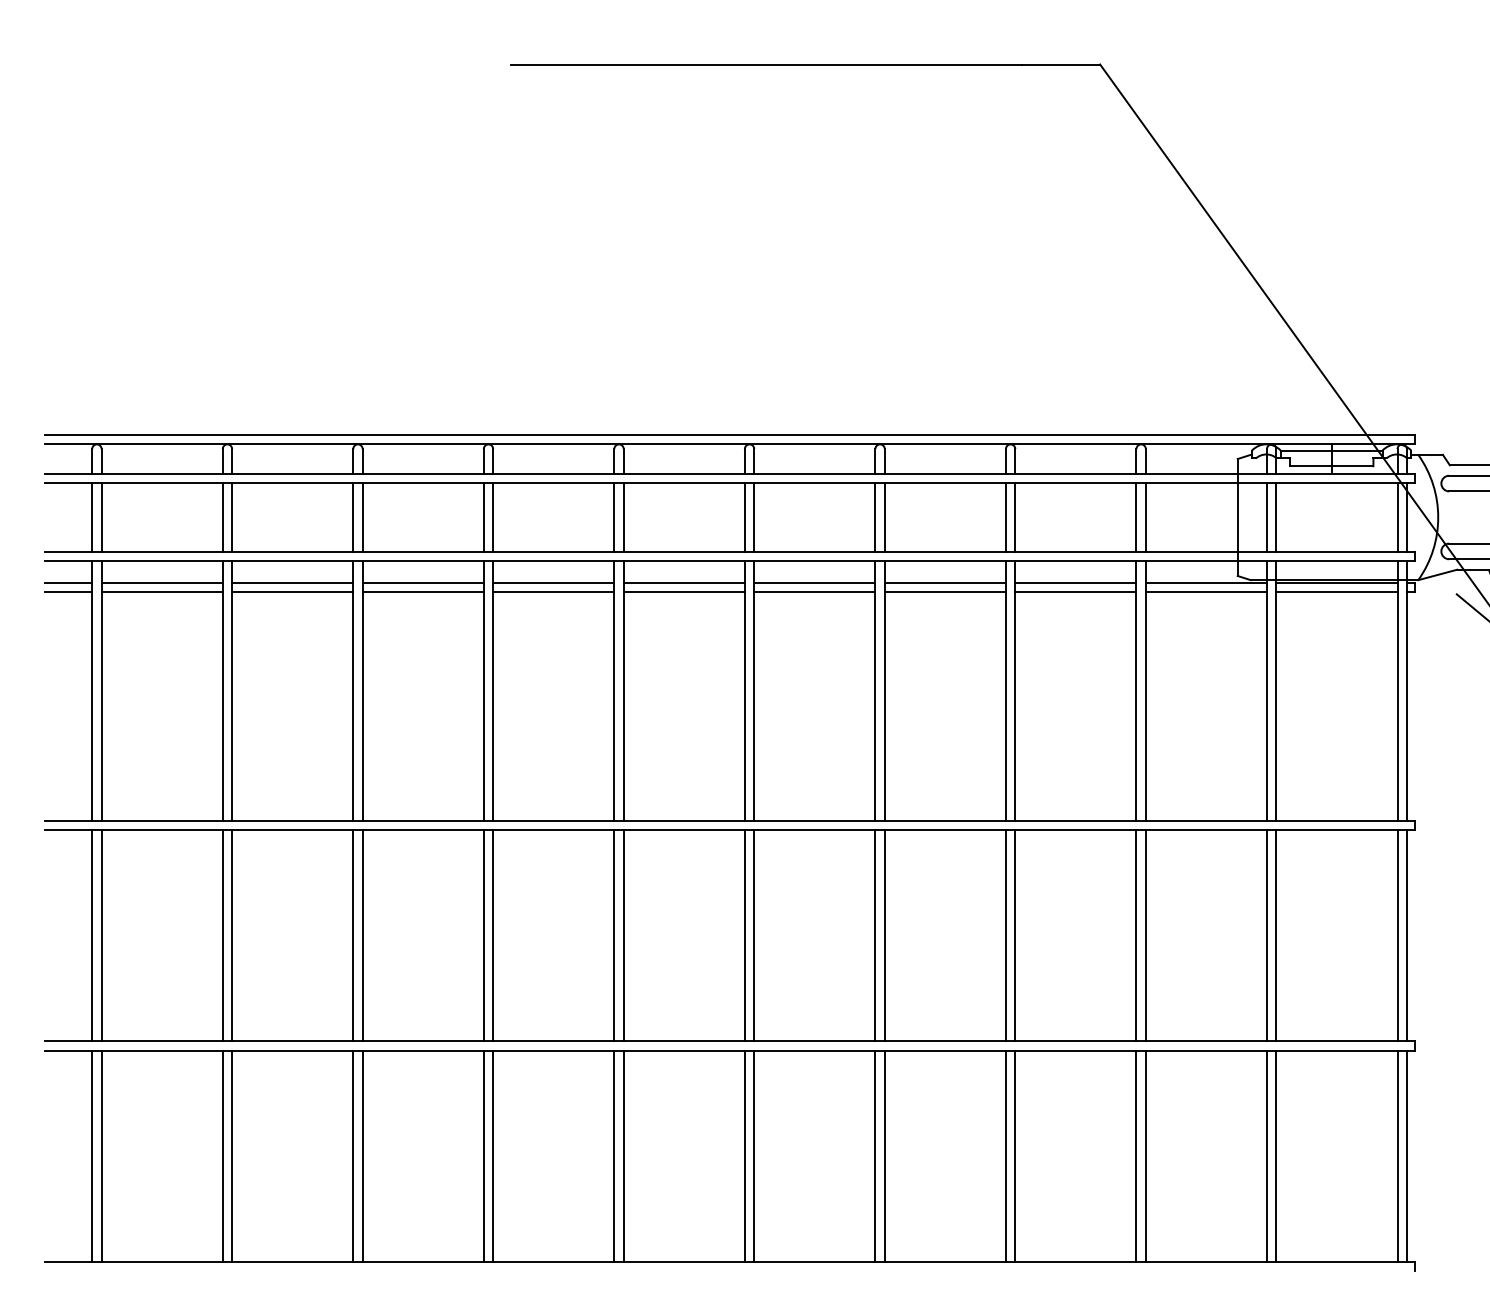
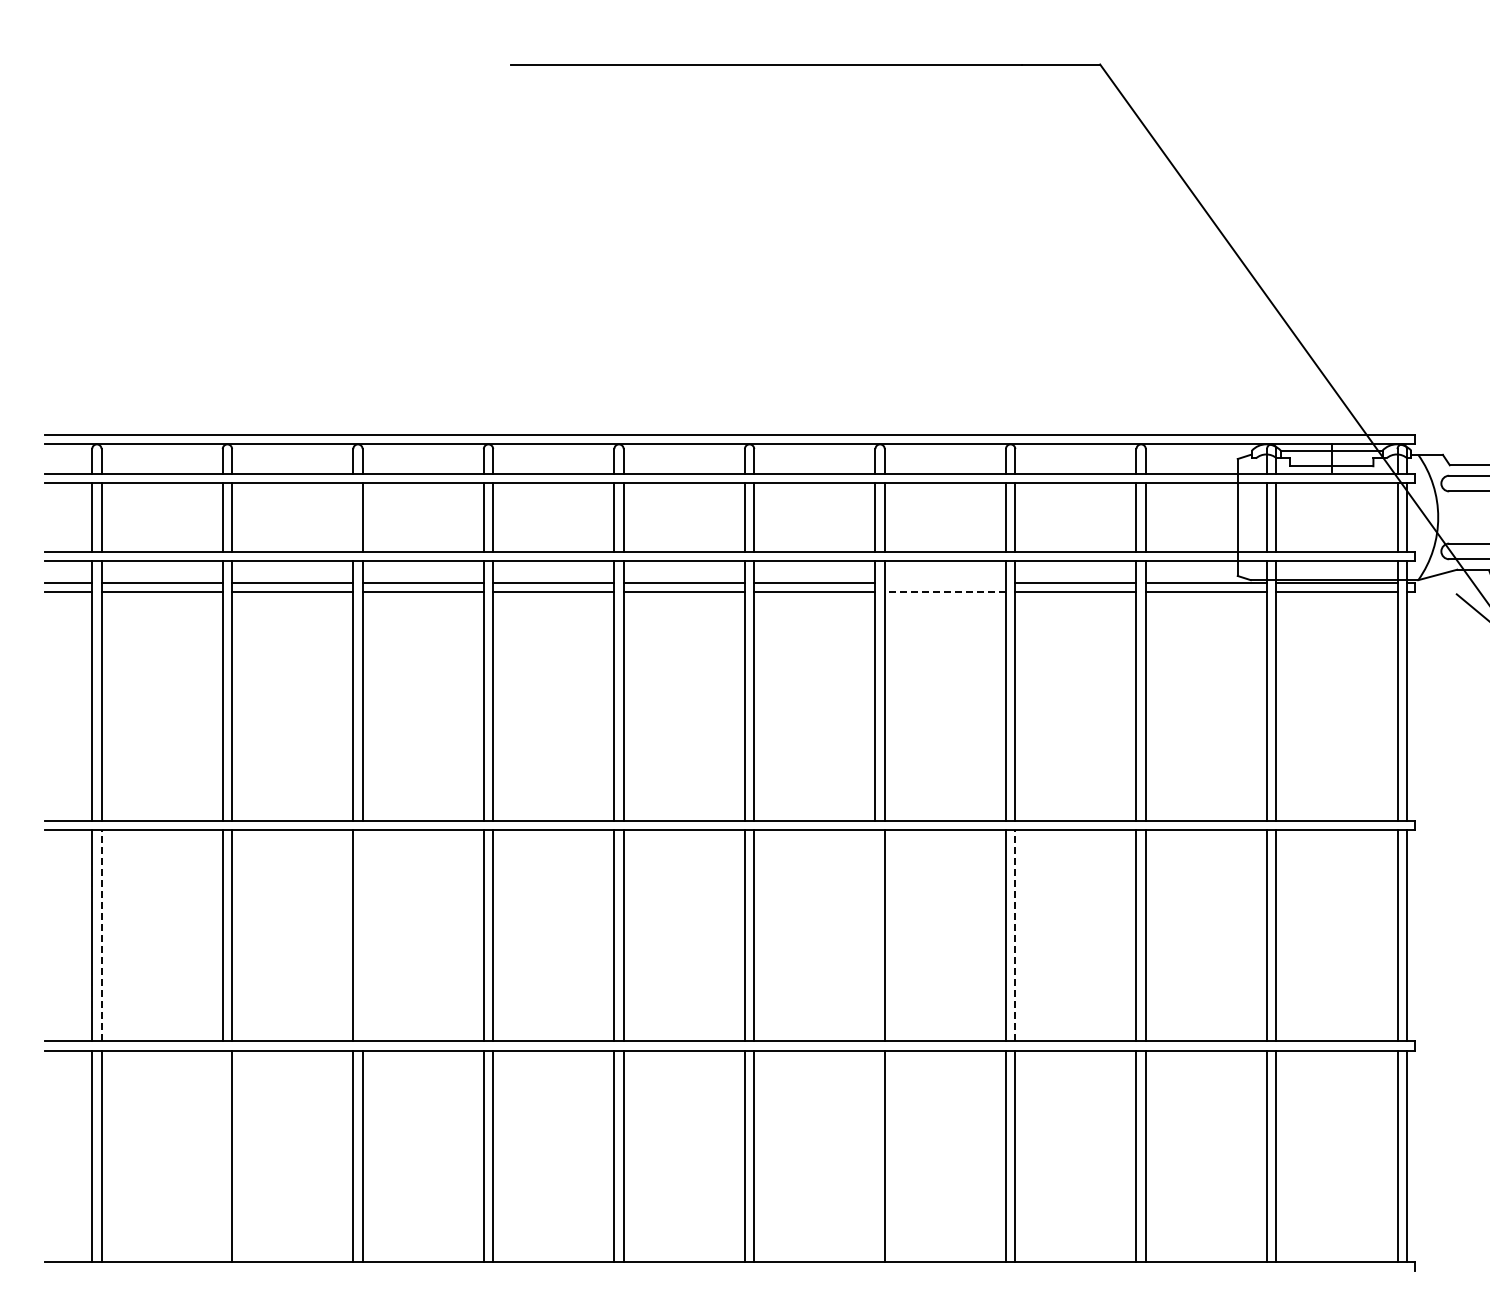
line: present -> none (353, 517)
line: present -> none (944, 582)
line: solid -> dashed (945, 592)
line: solid -> dashed (101, 935)
line: present -> none (362, 935)
line: present -> none (875, 935)
line: solid -> dashed (1015, 935)
line: present -> none (222, 1156)
line: present -> none (875, 1156)
